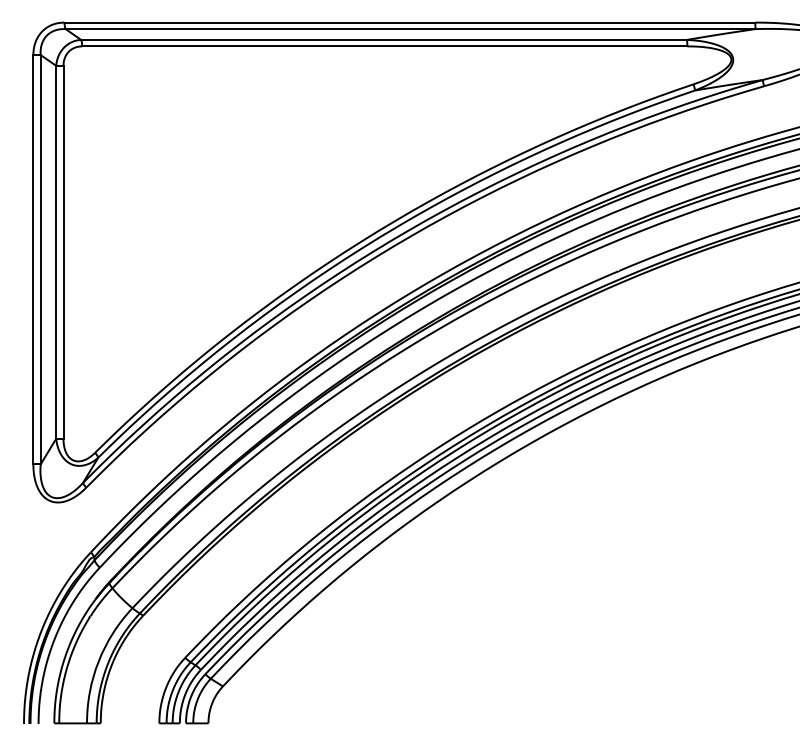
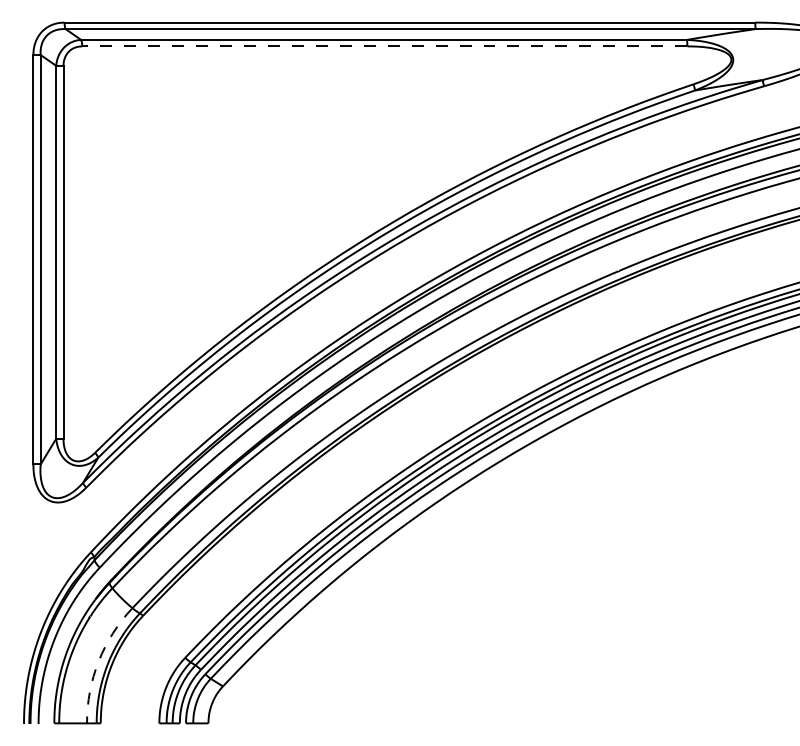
line: solid -> dashed (384, 46)
arc: solid -> dashed (98, 661)
